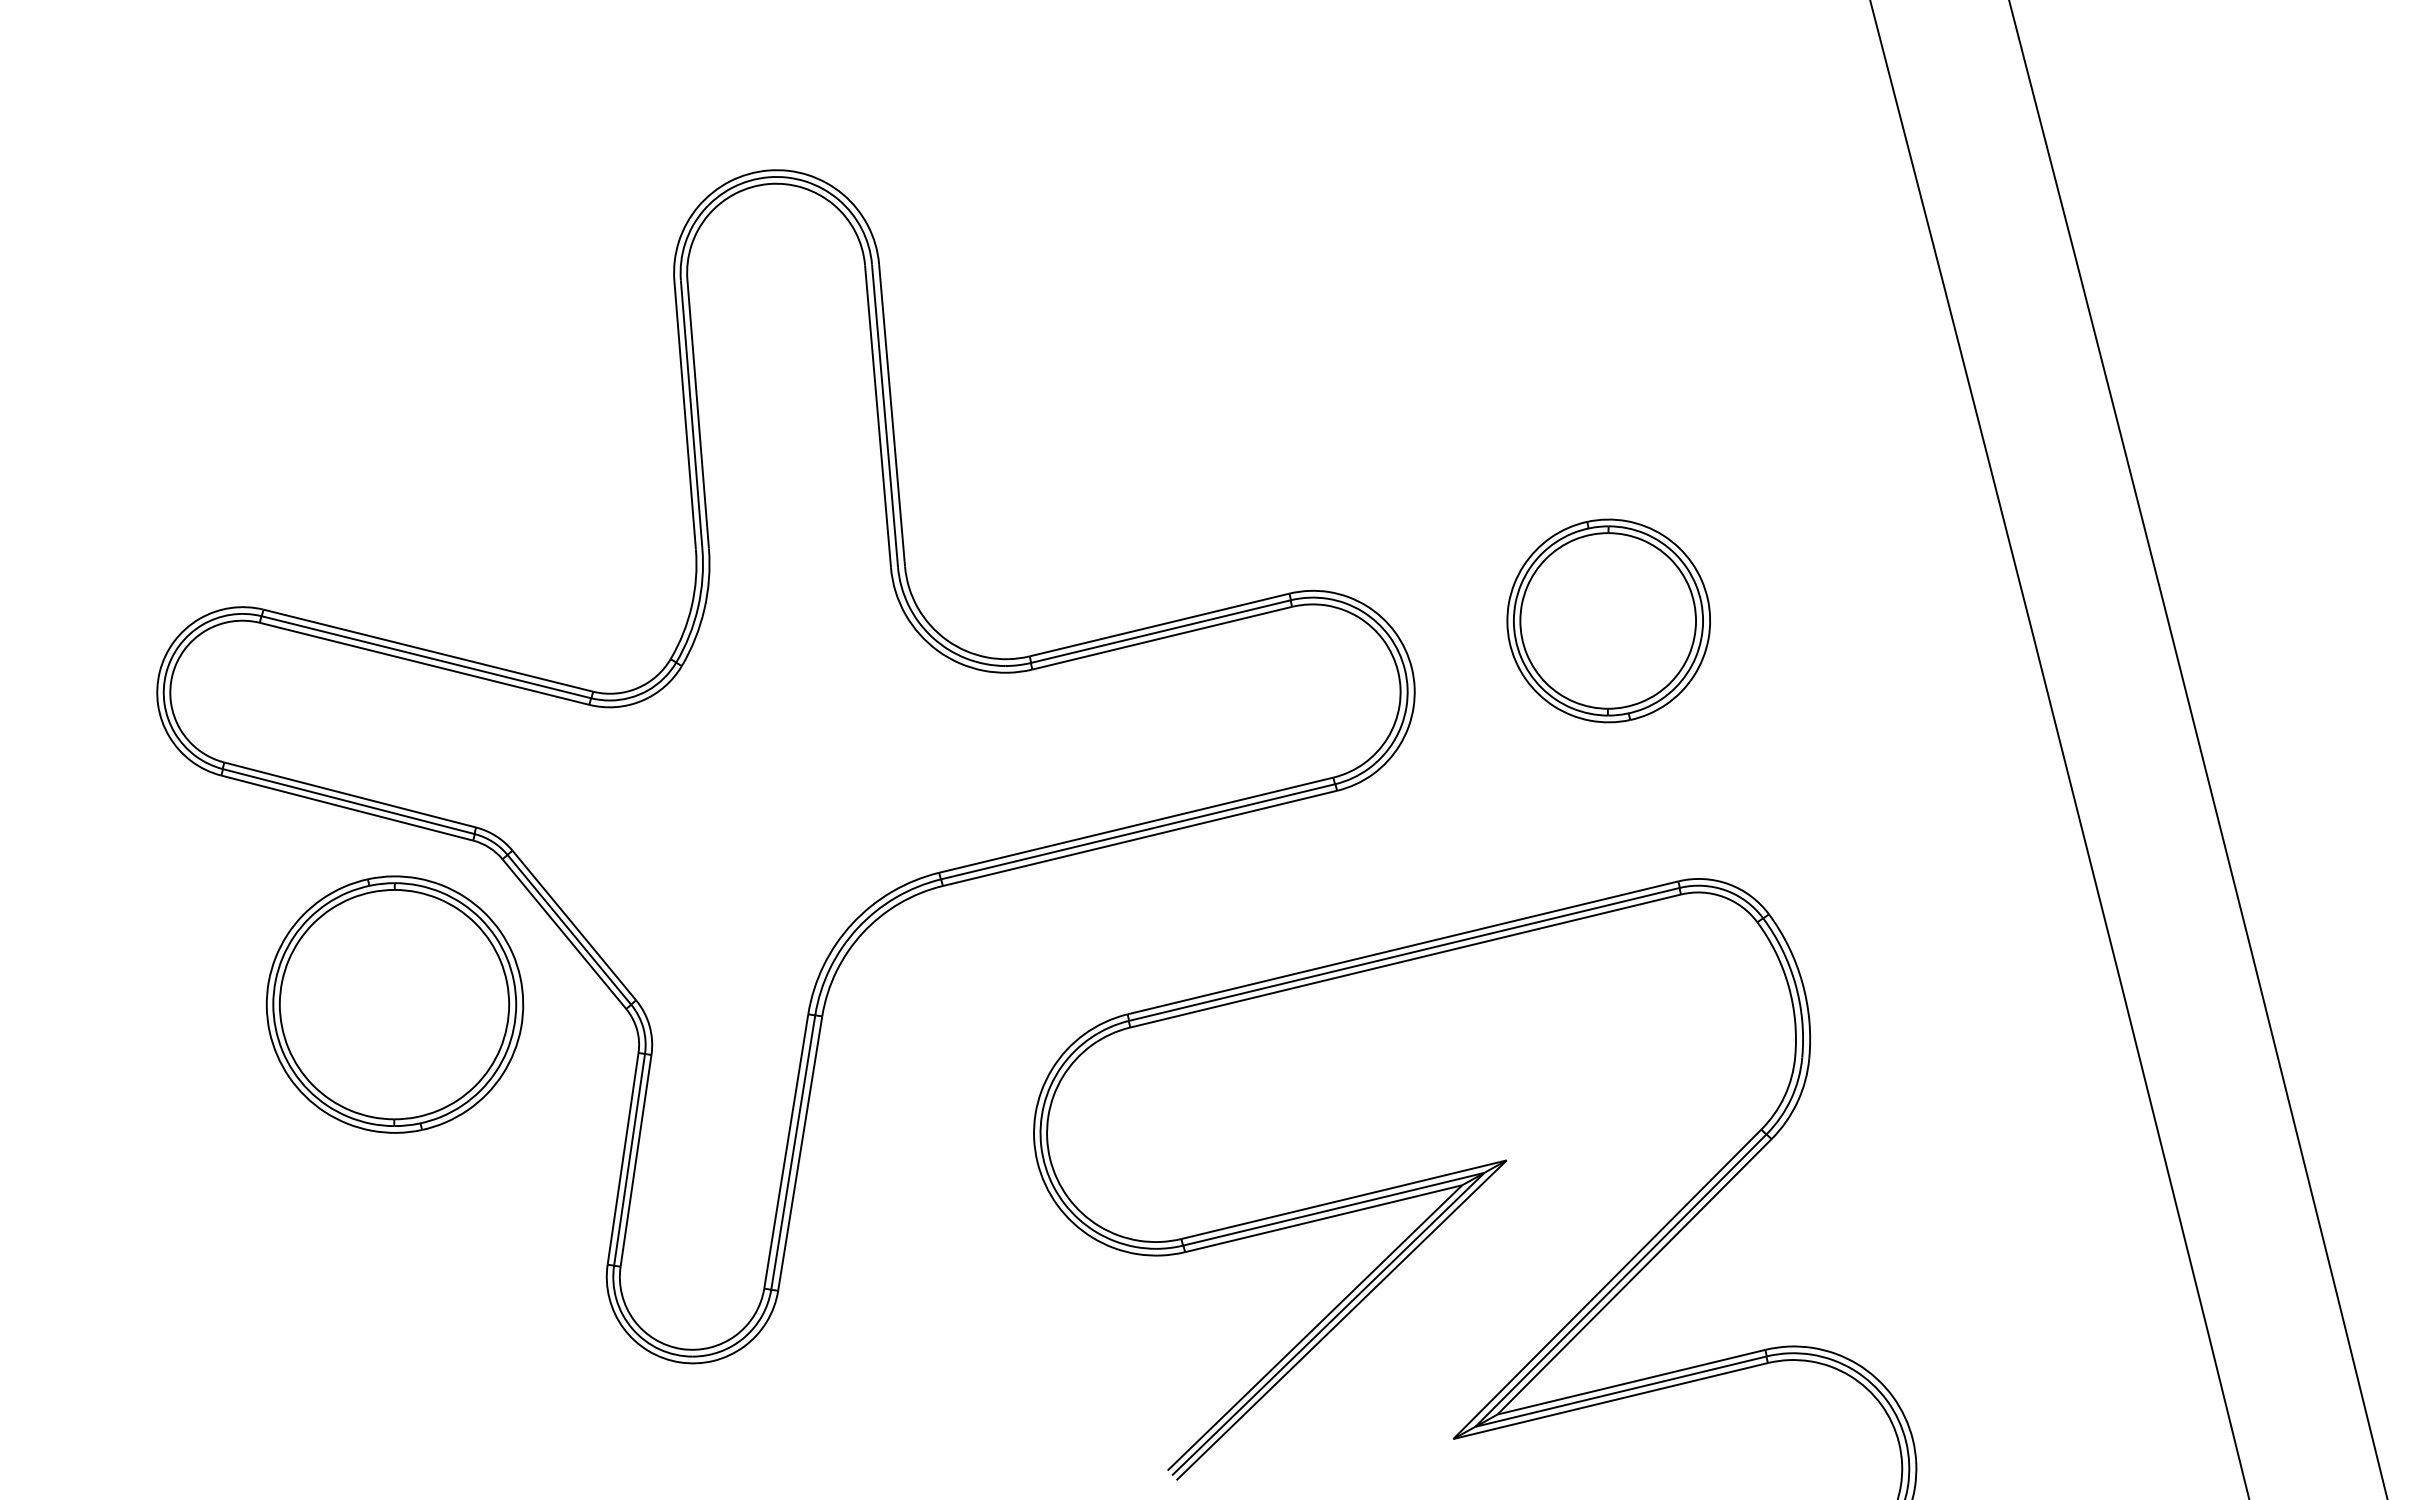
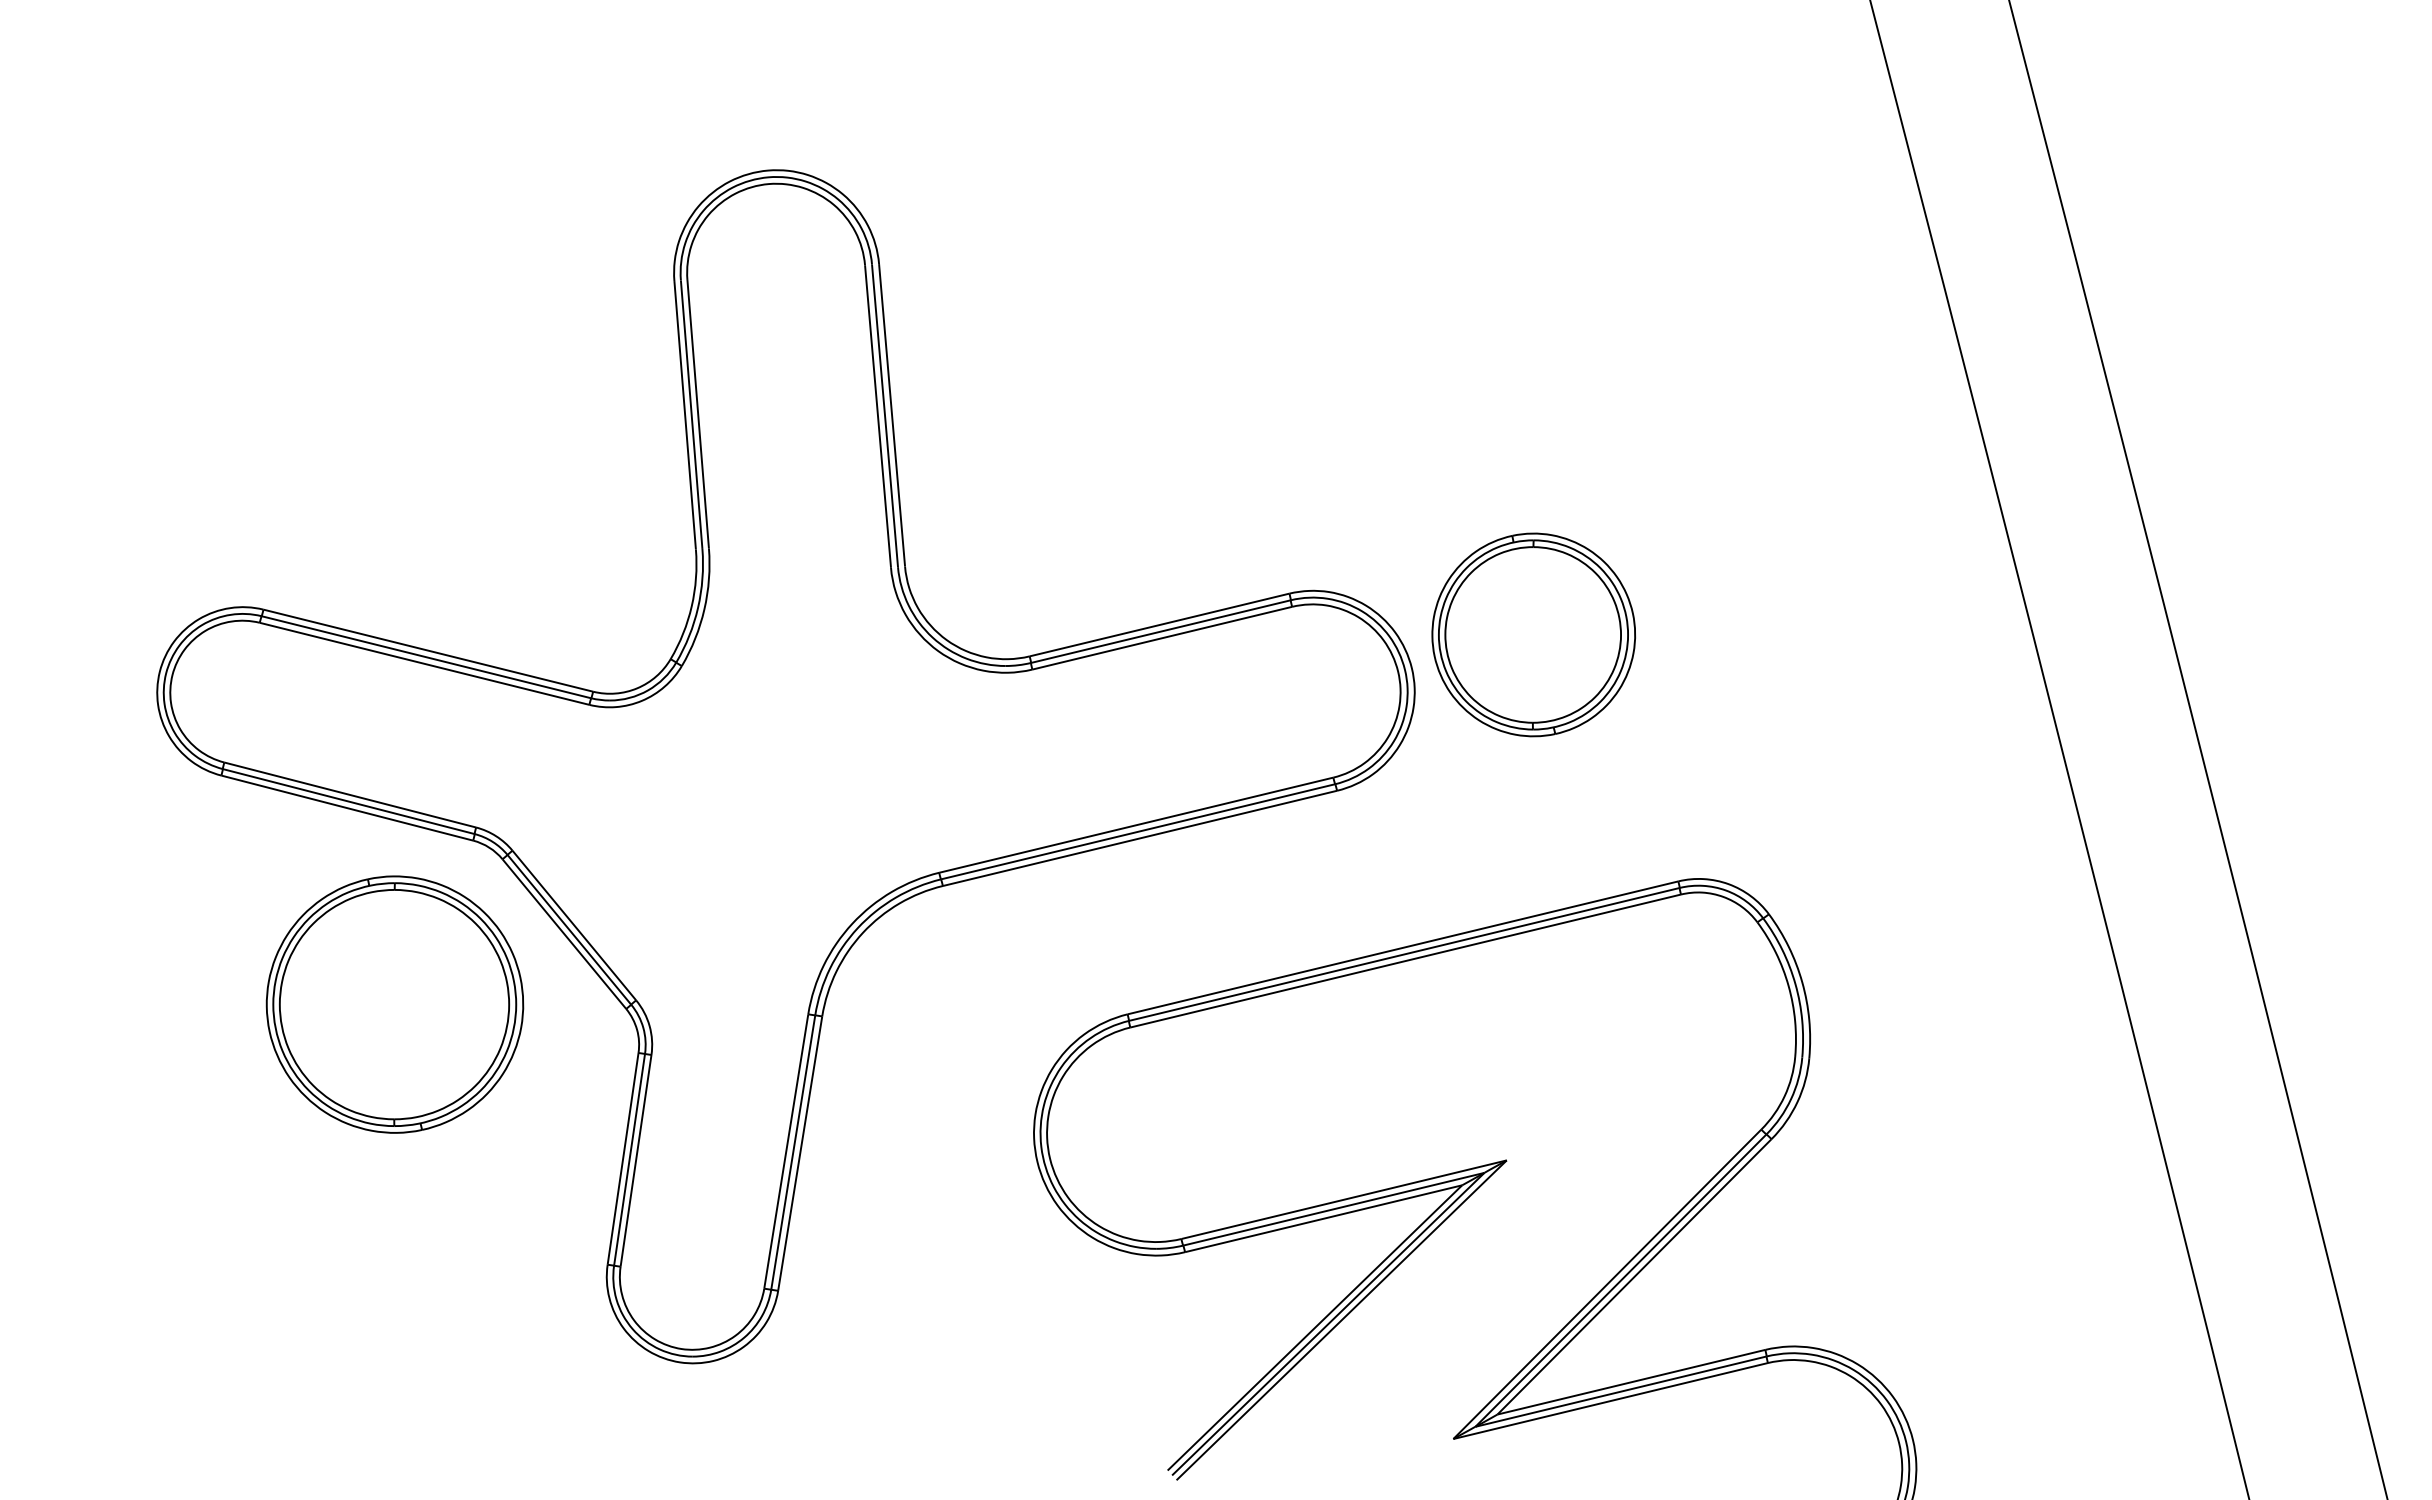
part position: (1608, 620) -> (1533, 634) (1533, 634)
